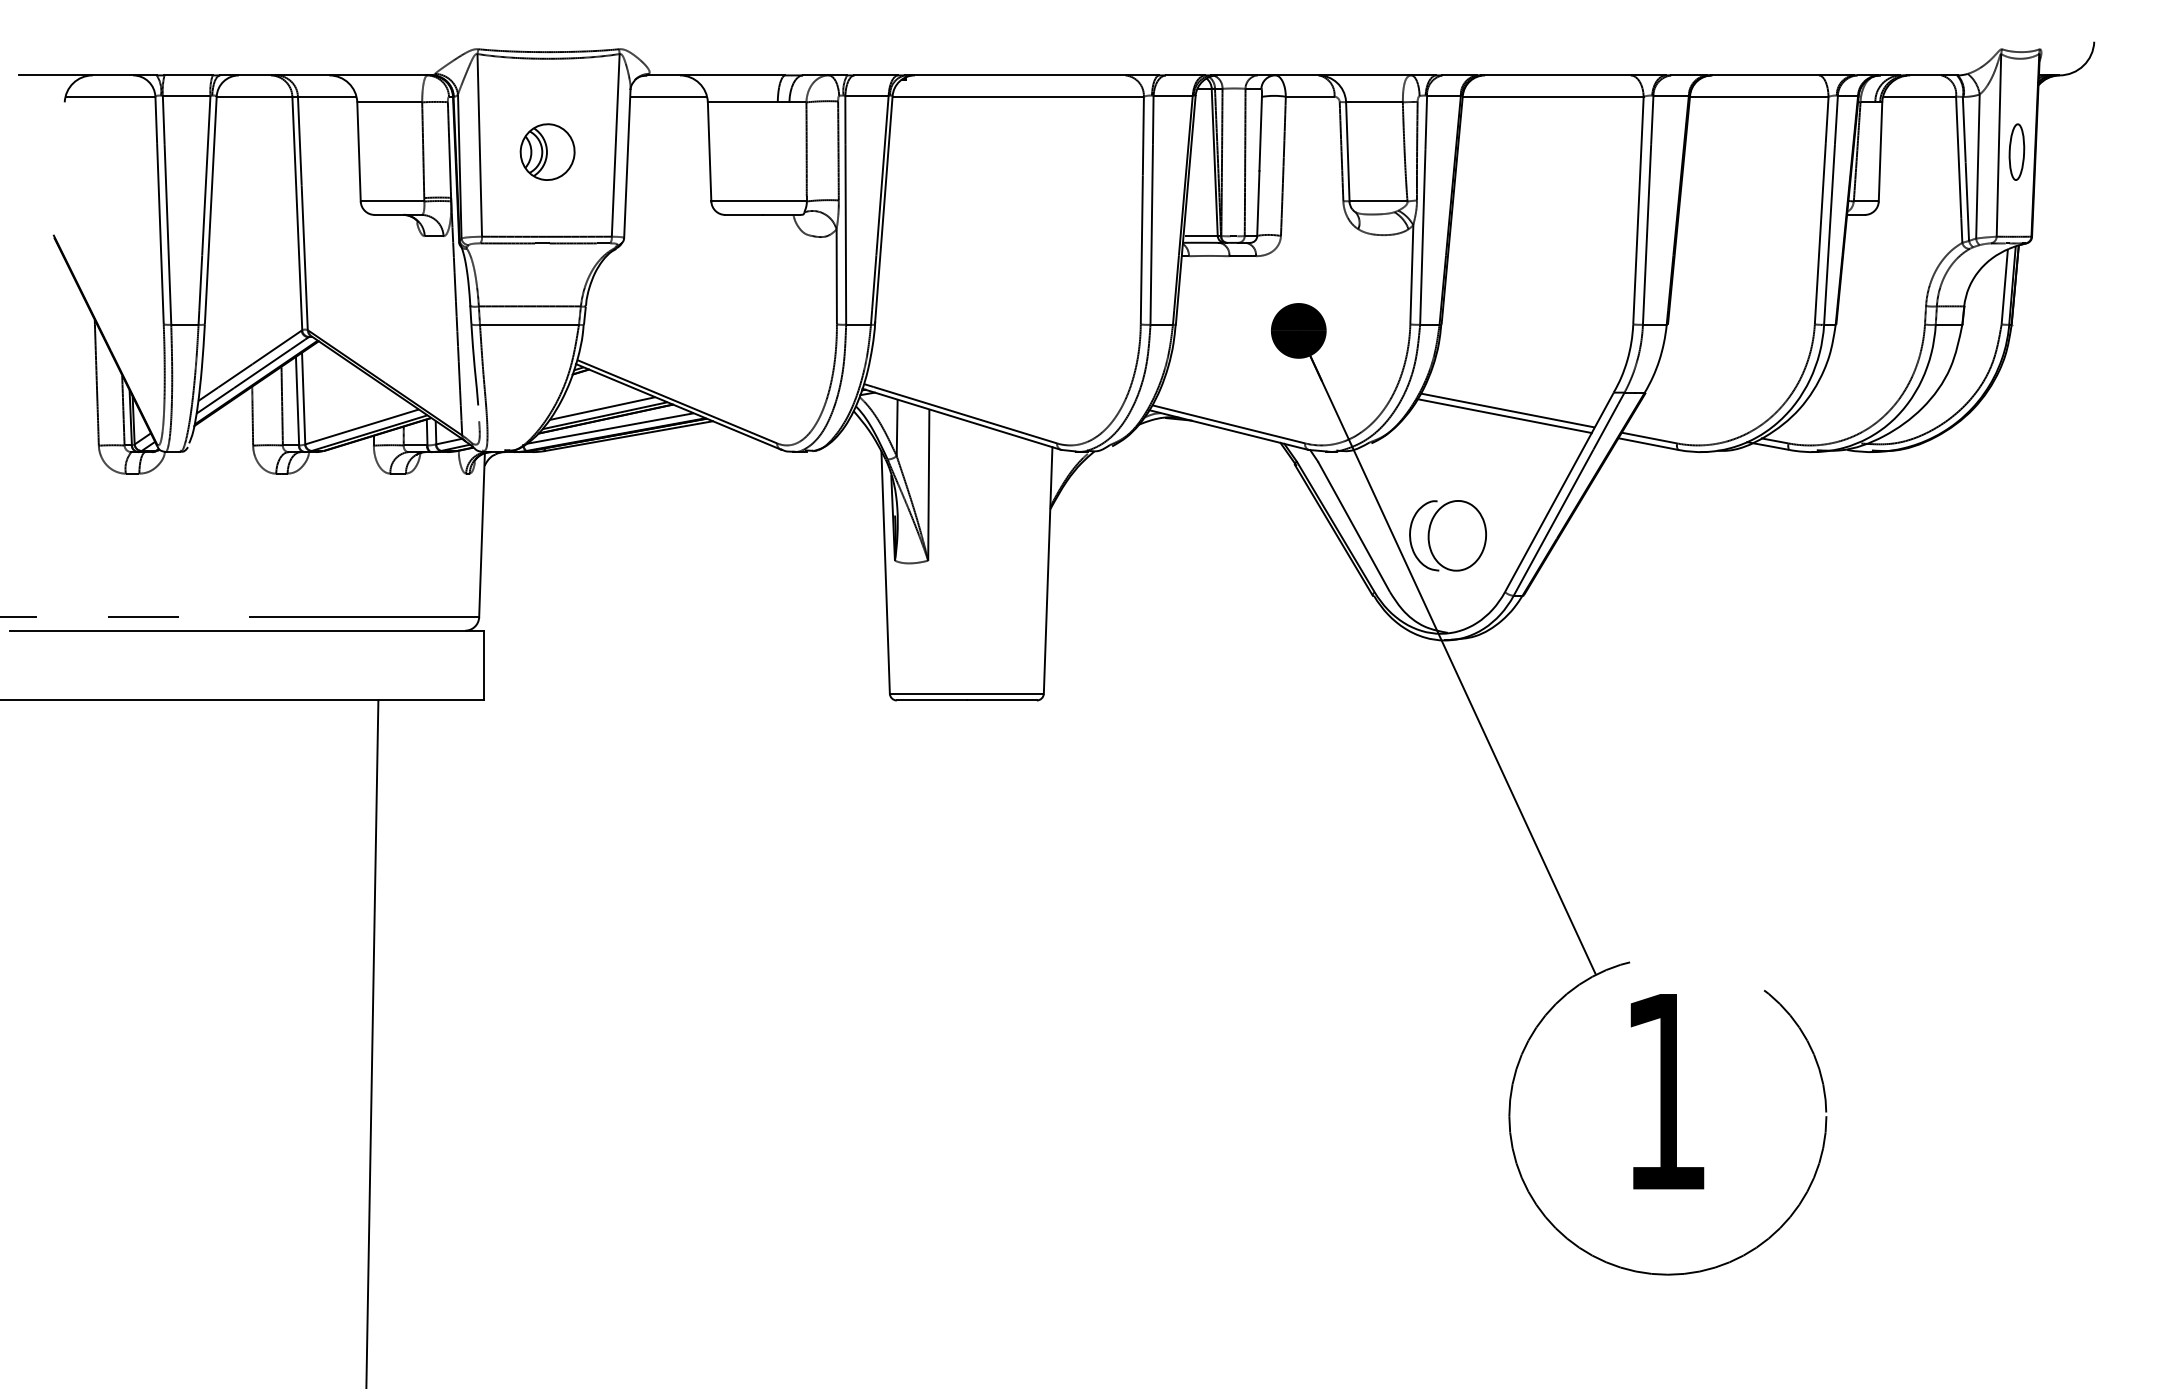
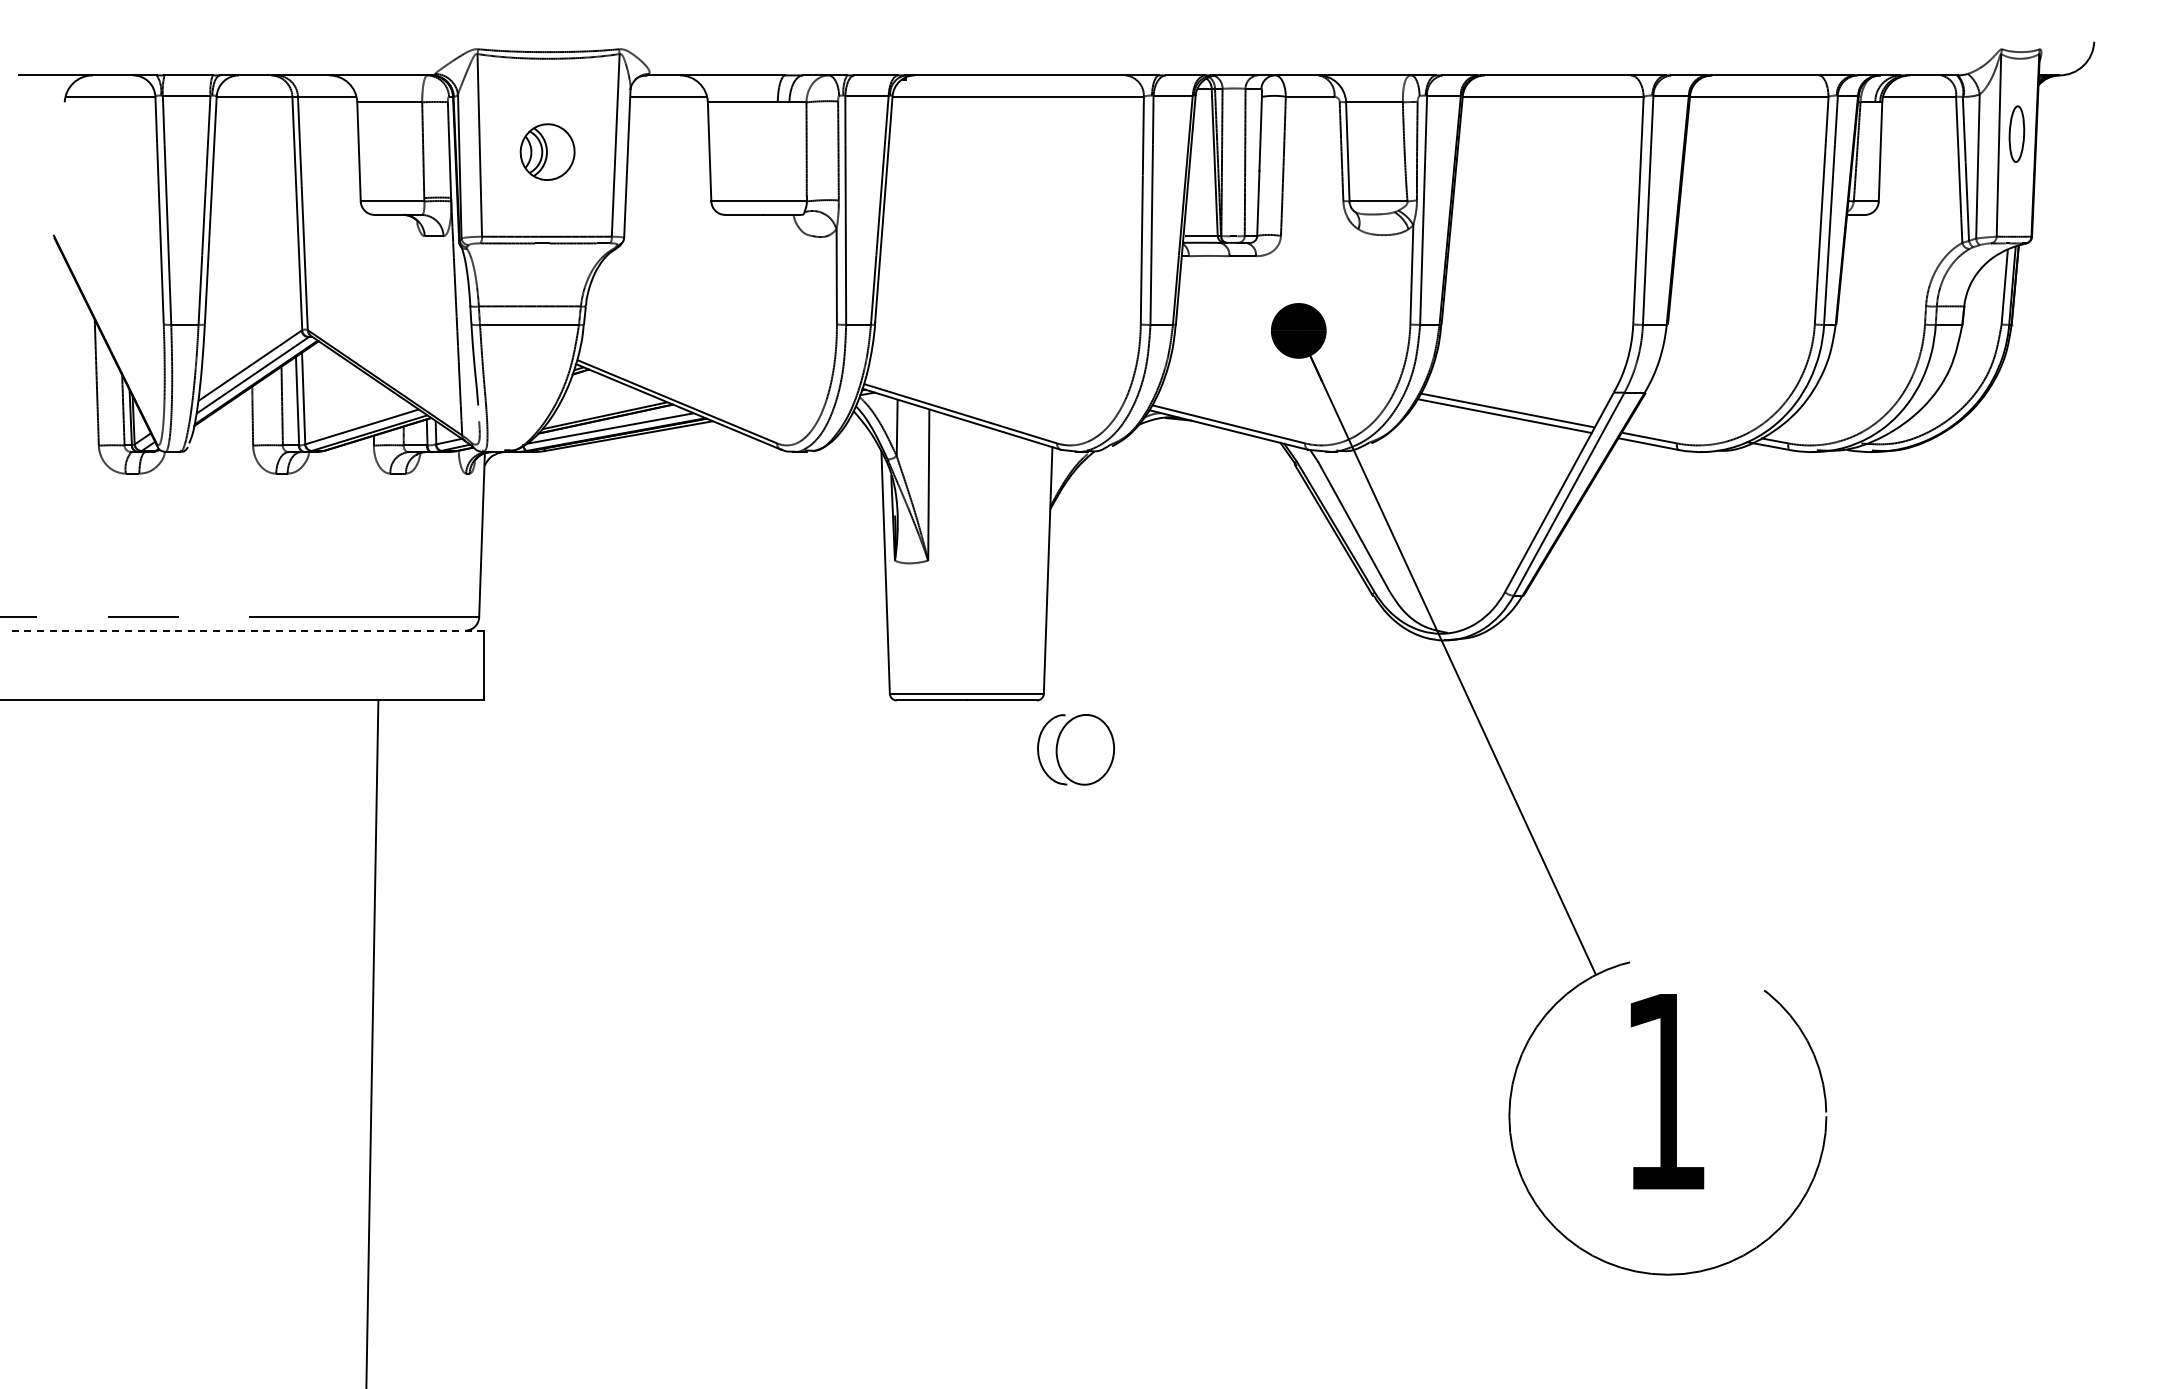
part position: (2016, 151) -> (2016, 133) (2016, 133)
line: present -> none (602, 408)
part position: (1447, 535) -> (1075, 749) (1075, 749)
line: solid -> dashed (246, 630)
